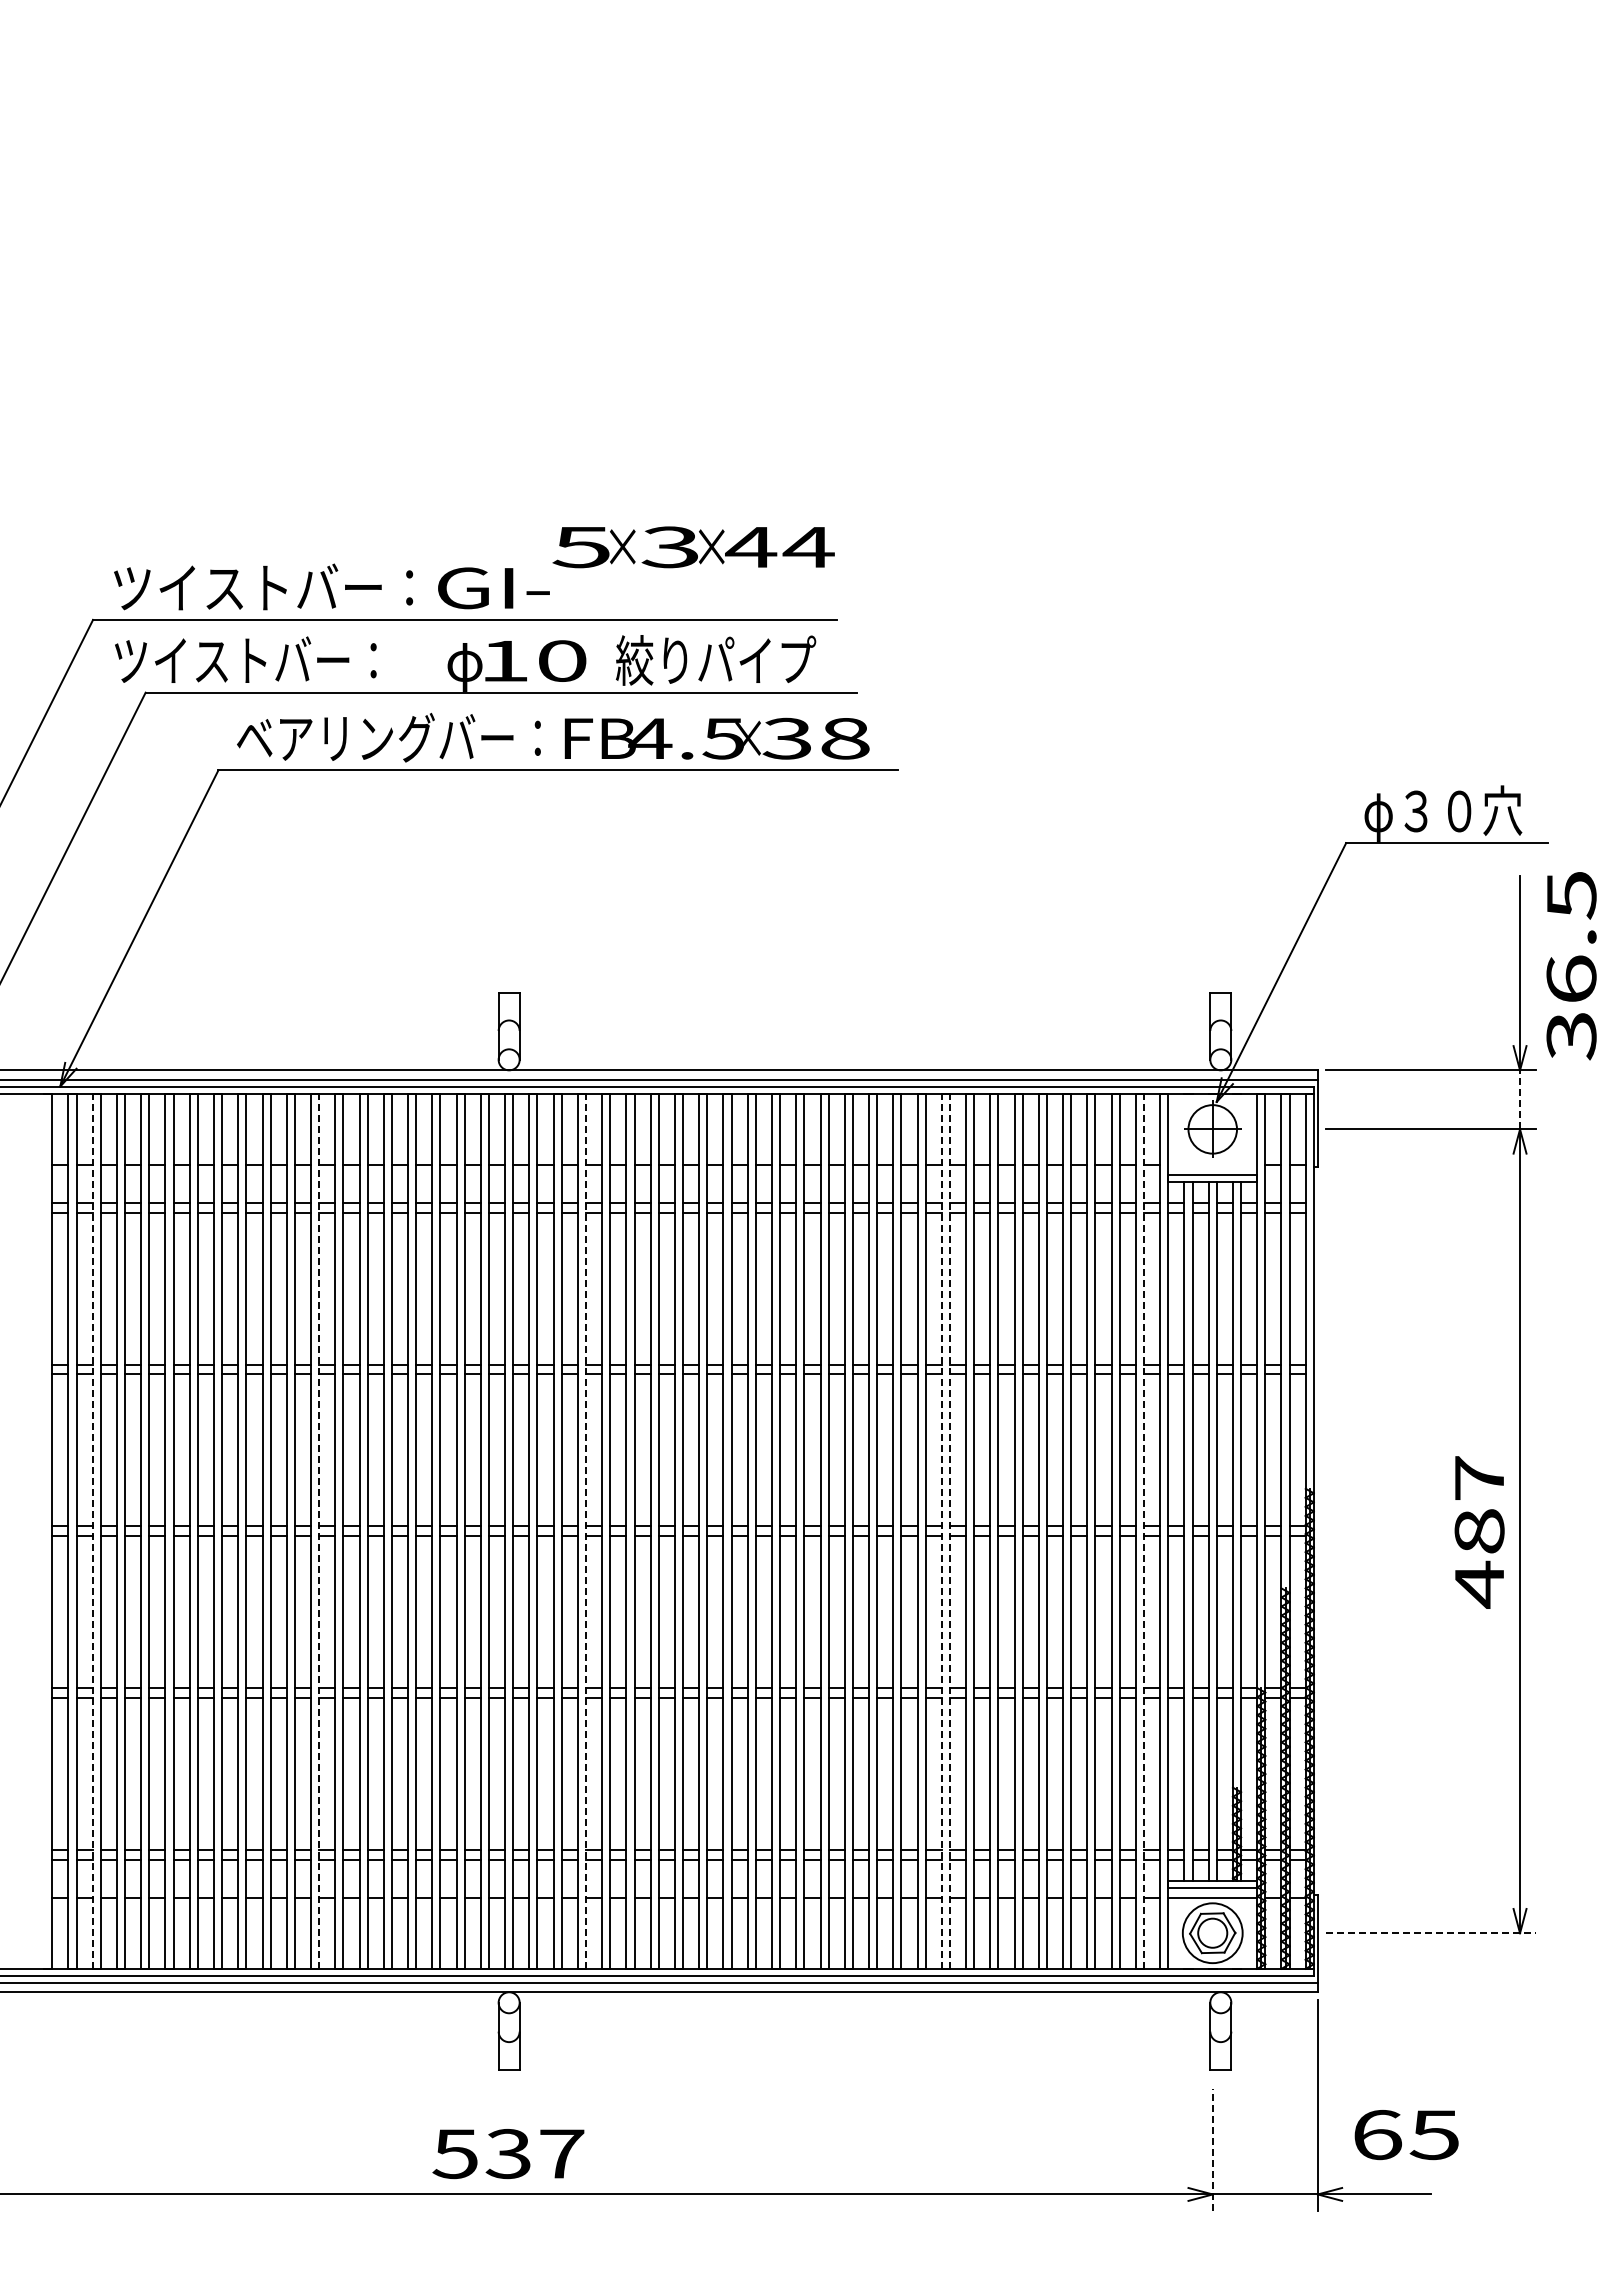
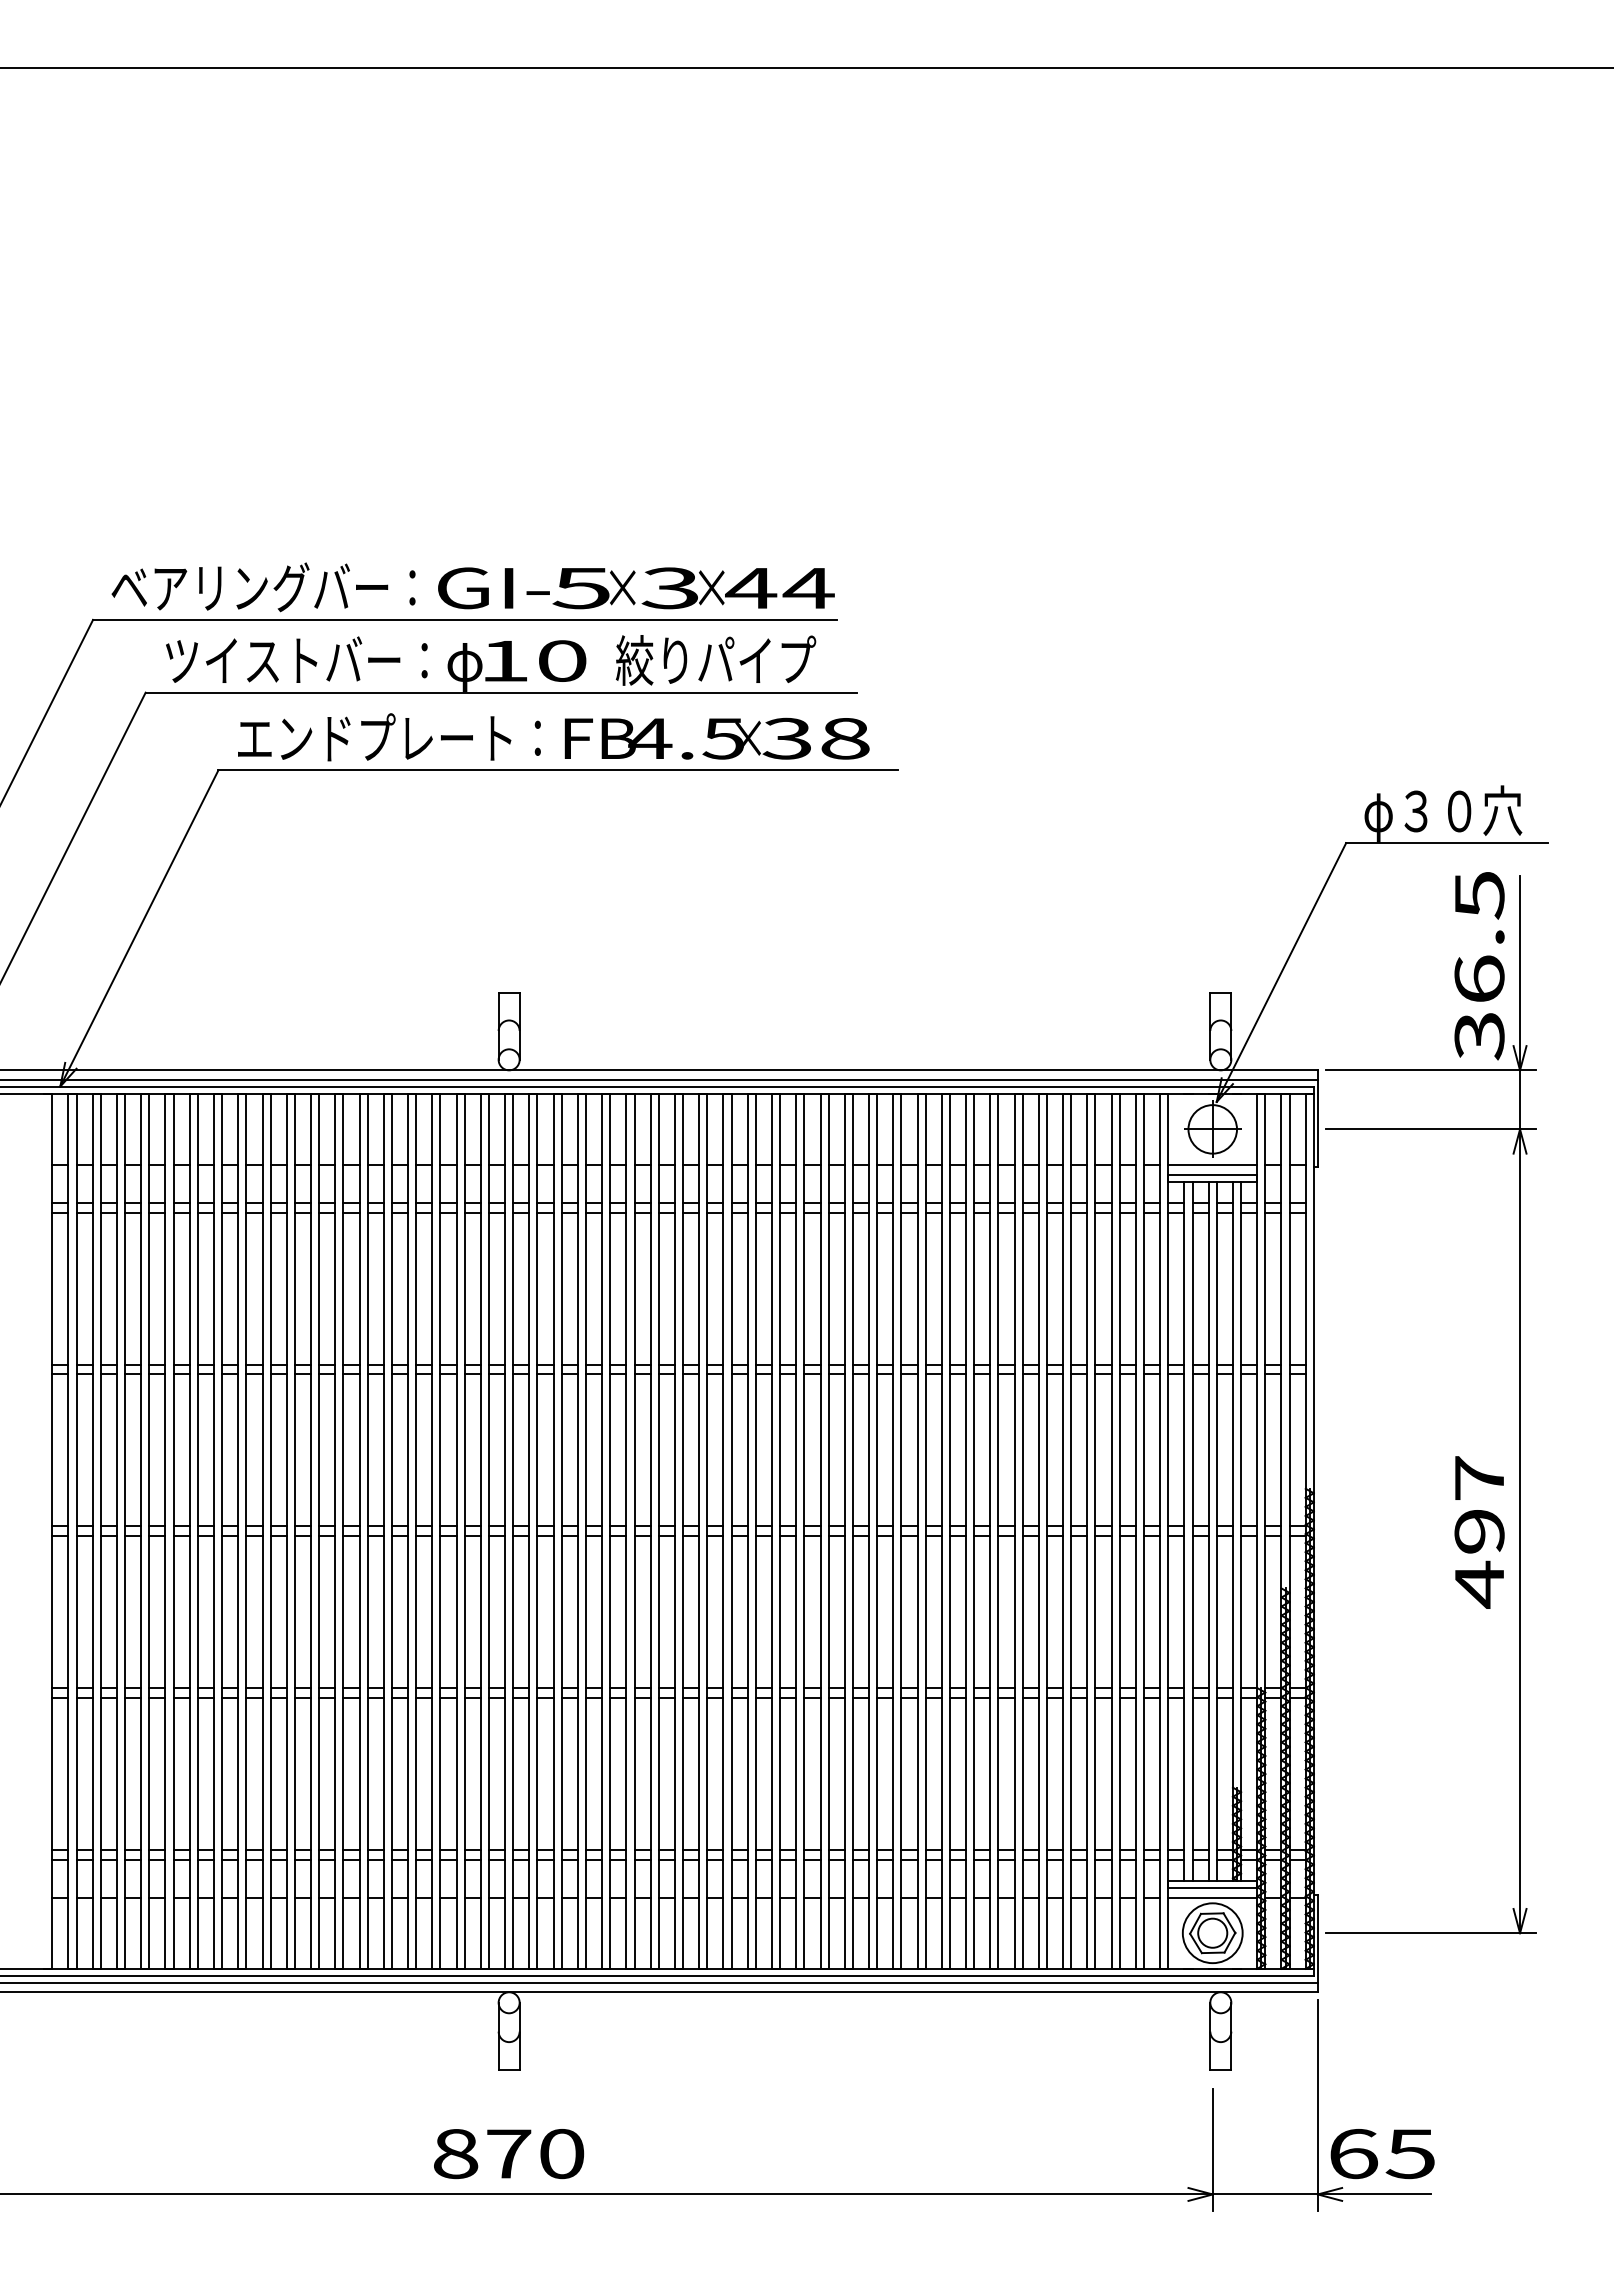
line: none -> present (806, 68)
text position: (693, 547) -> (693, 588) (693, 588)
text: ツイストバー： -> ベアリングバー： (263, 587)
text position: (245, 659) -> (296, 659) (296, 659)
text: ベアリングバー： -> エンドプレート： (375, 737)
text position: (1571, 966) -> (1479, 966) (1479, 966)
line: dashed -> solid (1520, 1099)
line: none -> present (1212, 1164)
line: dashed -> solid (92, 1531)
line: dashed -> solid (319, 1531)
line: dashed -> solid (585, 1531)
line: dashed -> solid (941, 1531)
line: dashed -> solid (949, 1531)
line: dashed -> solid (1144, 1531)
text: 487 -> 497 (1479, 1531)
line: dashed -> solid (1431, 1933)
text position: (1406, 2135) -> (1382, 2154) (1382, 2154)
line: dashed -> solid (1212, 2149)
text: 537 -> 870 (508, 2154)
